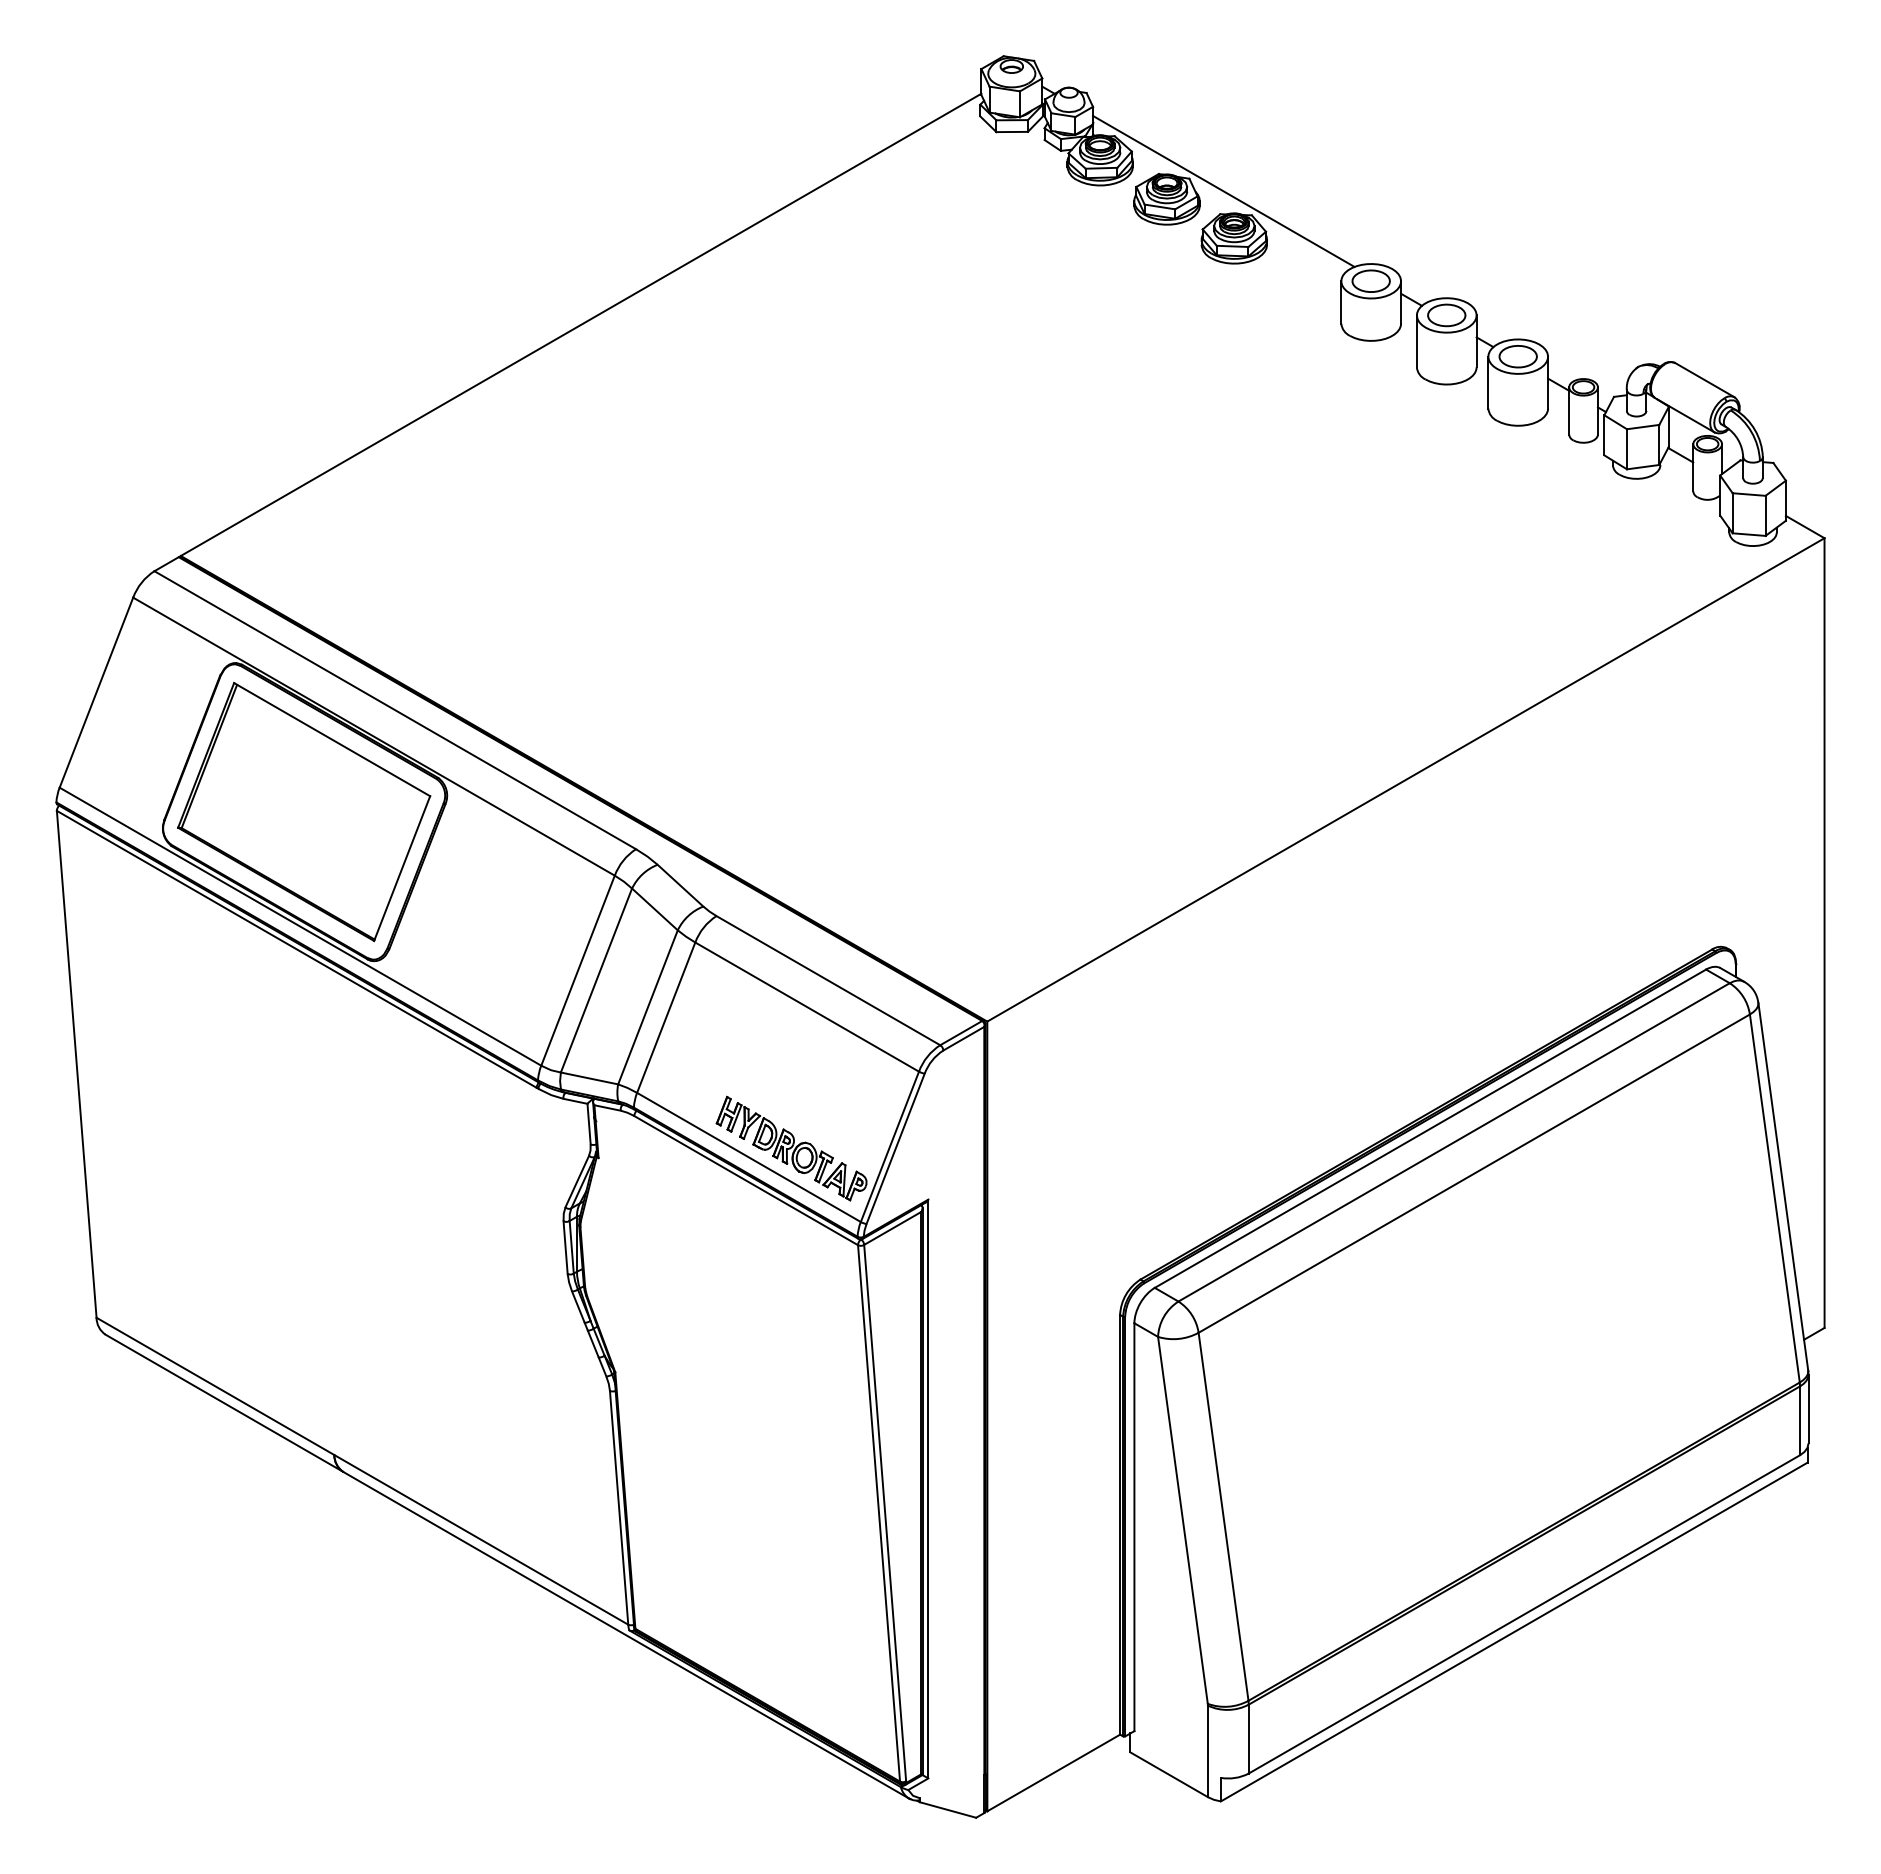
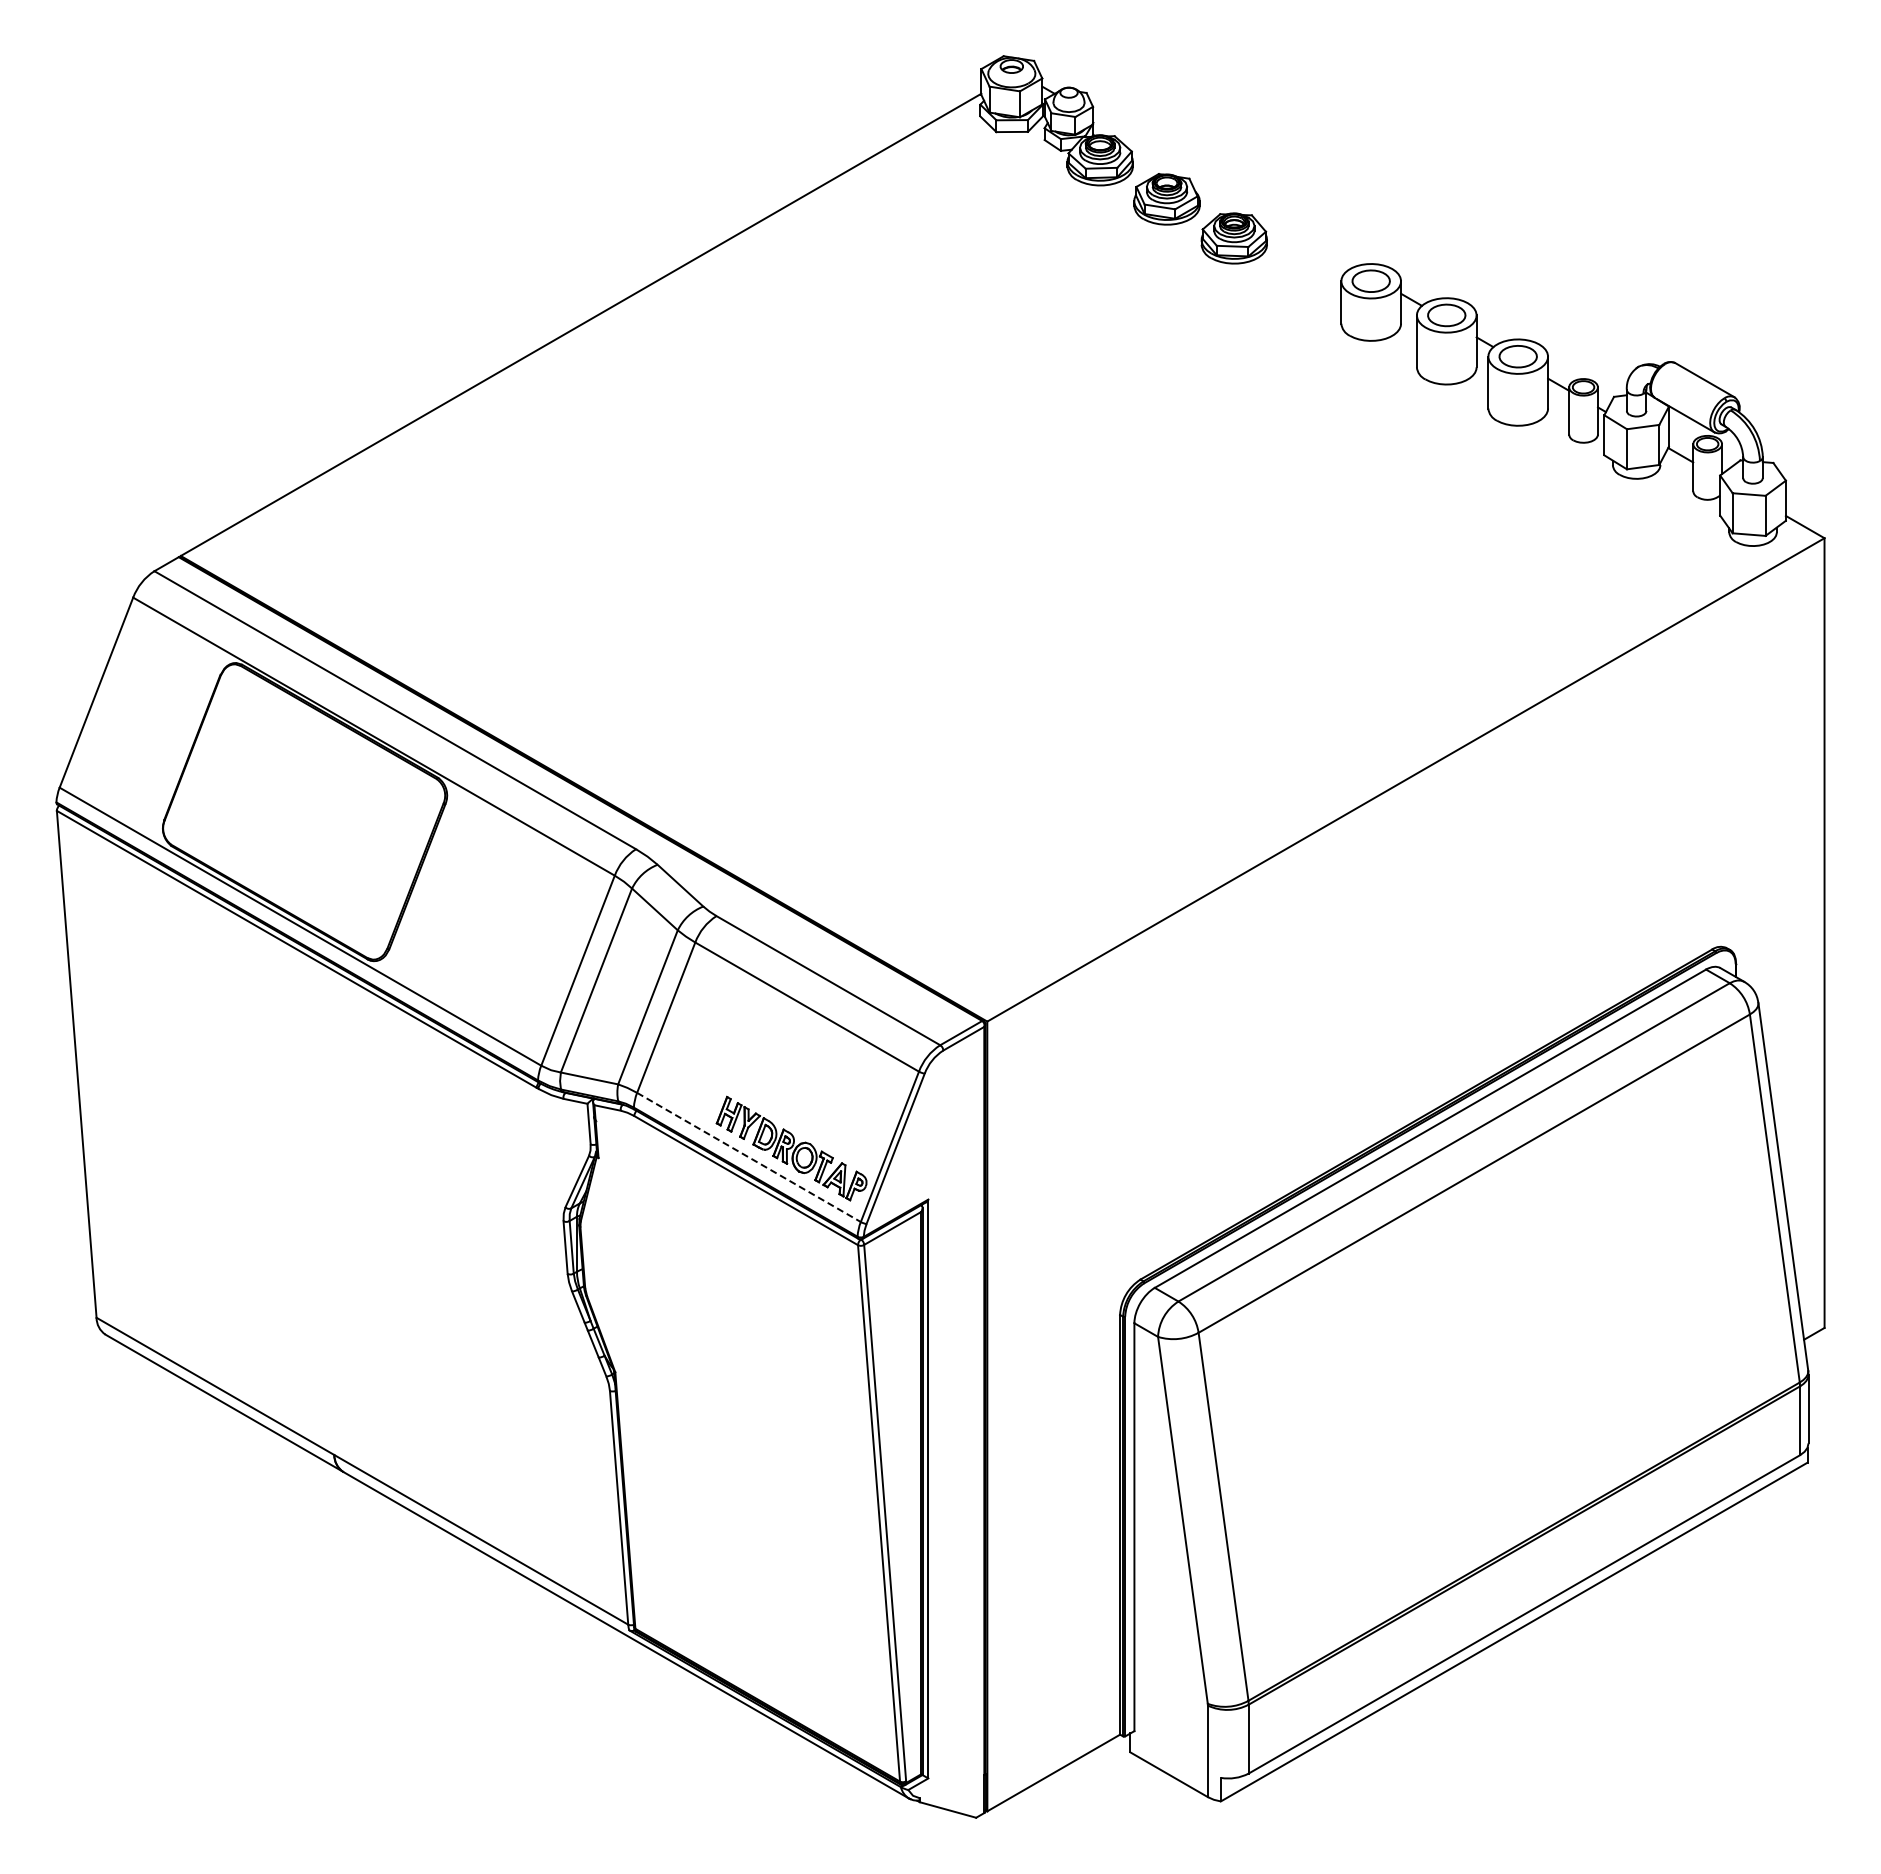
line: present -> none (1223, 190)
part: present -> none (304, 812)
line: solid -> dashed (749, 1157)
